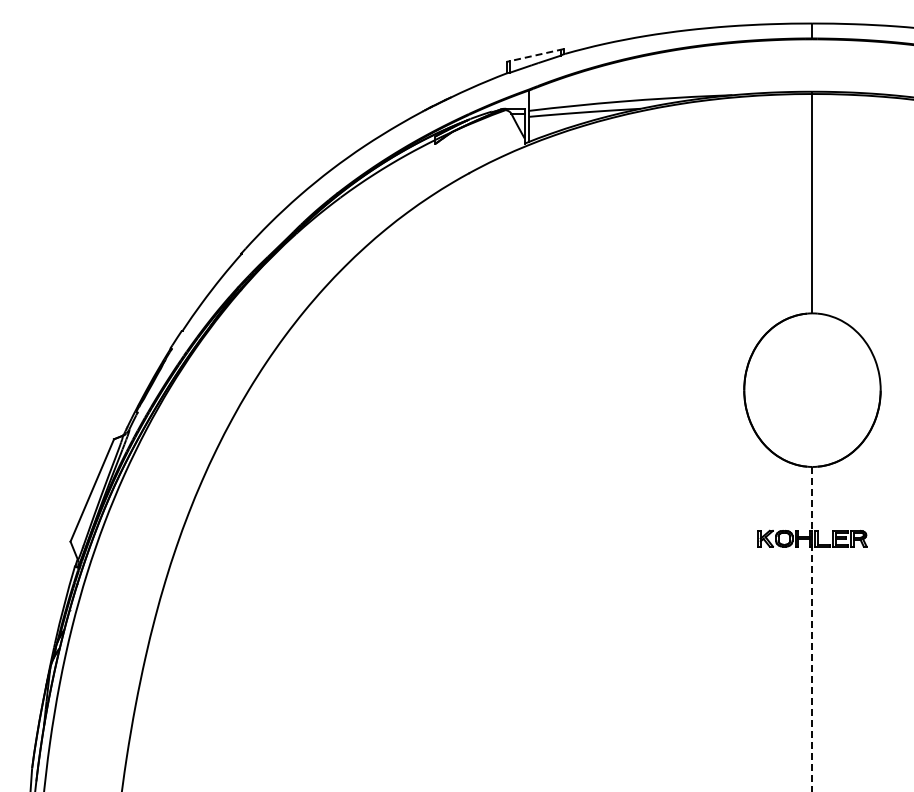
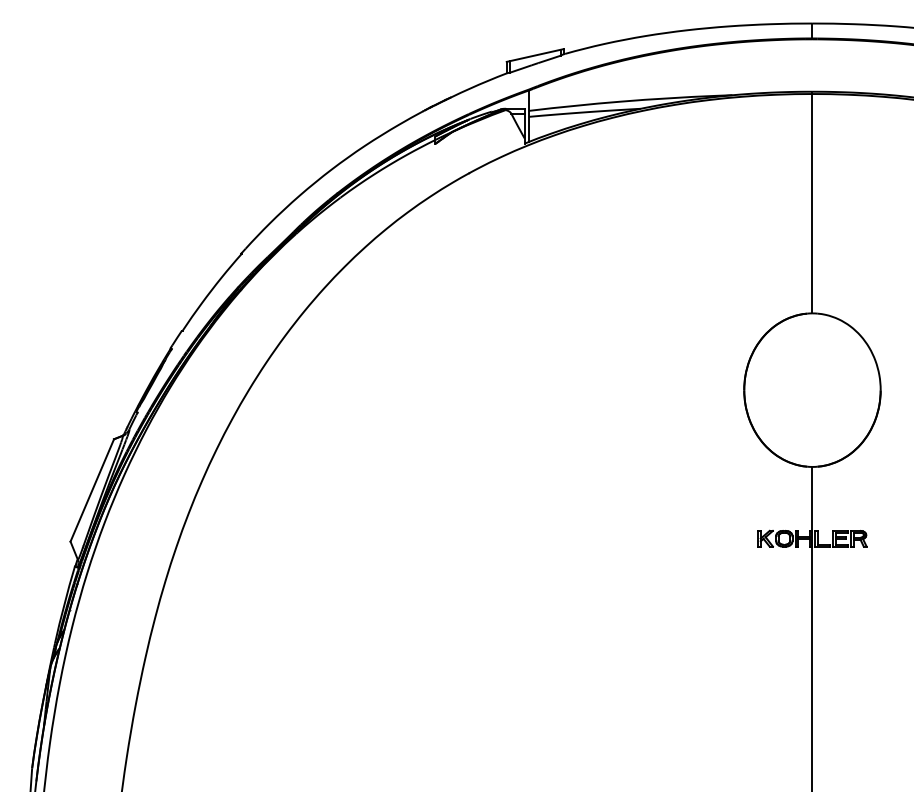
line: dashed -> solid (534, 55)
line: dashed -> solid (812, 629)
